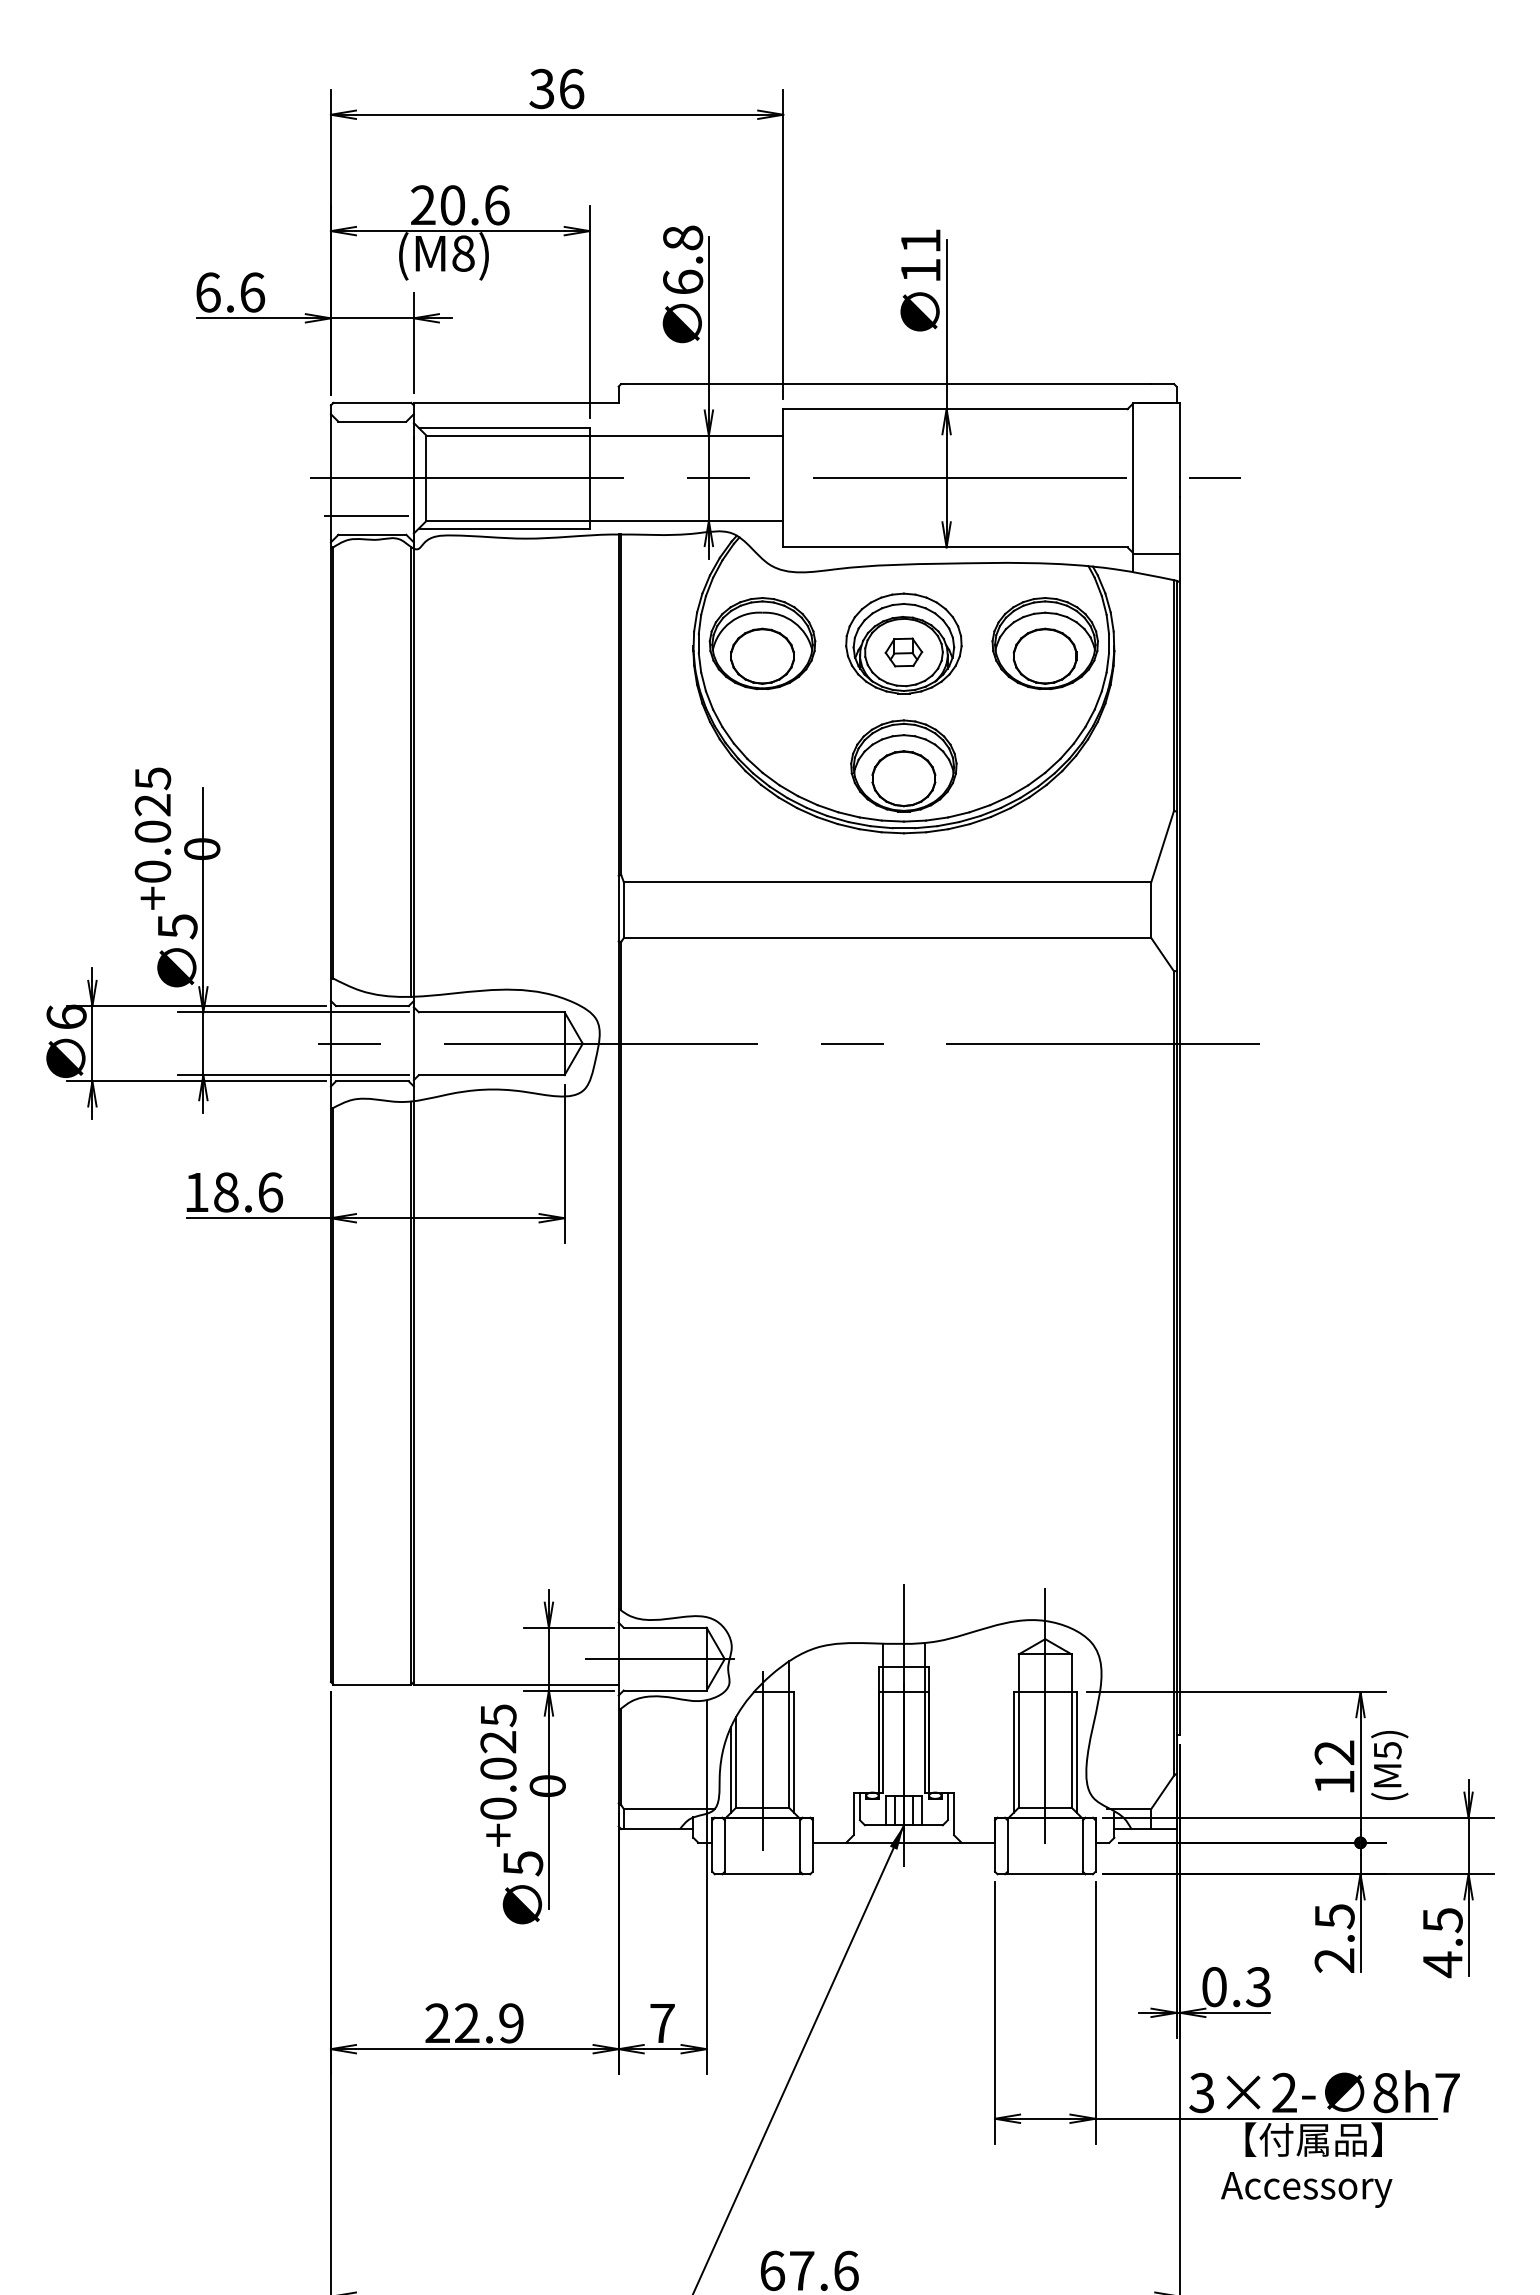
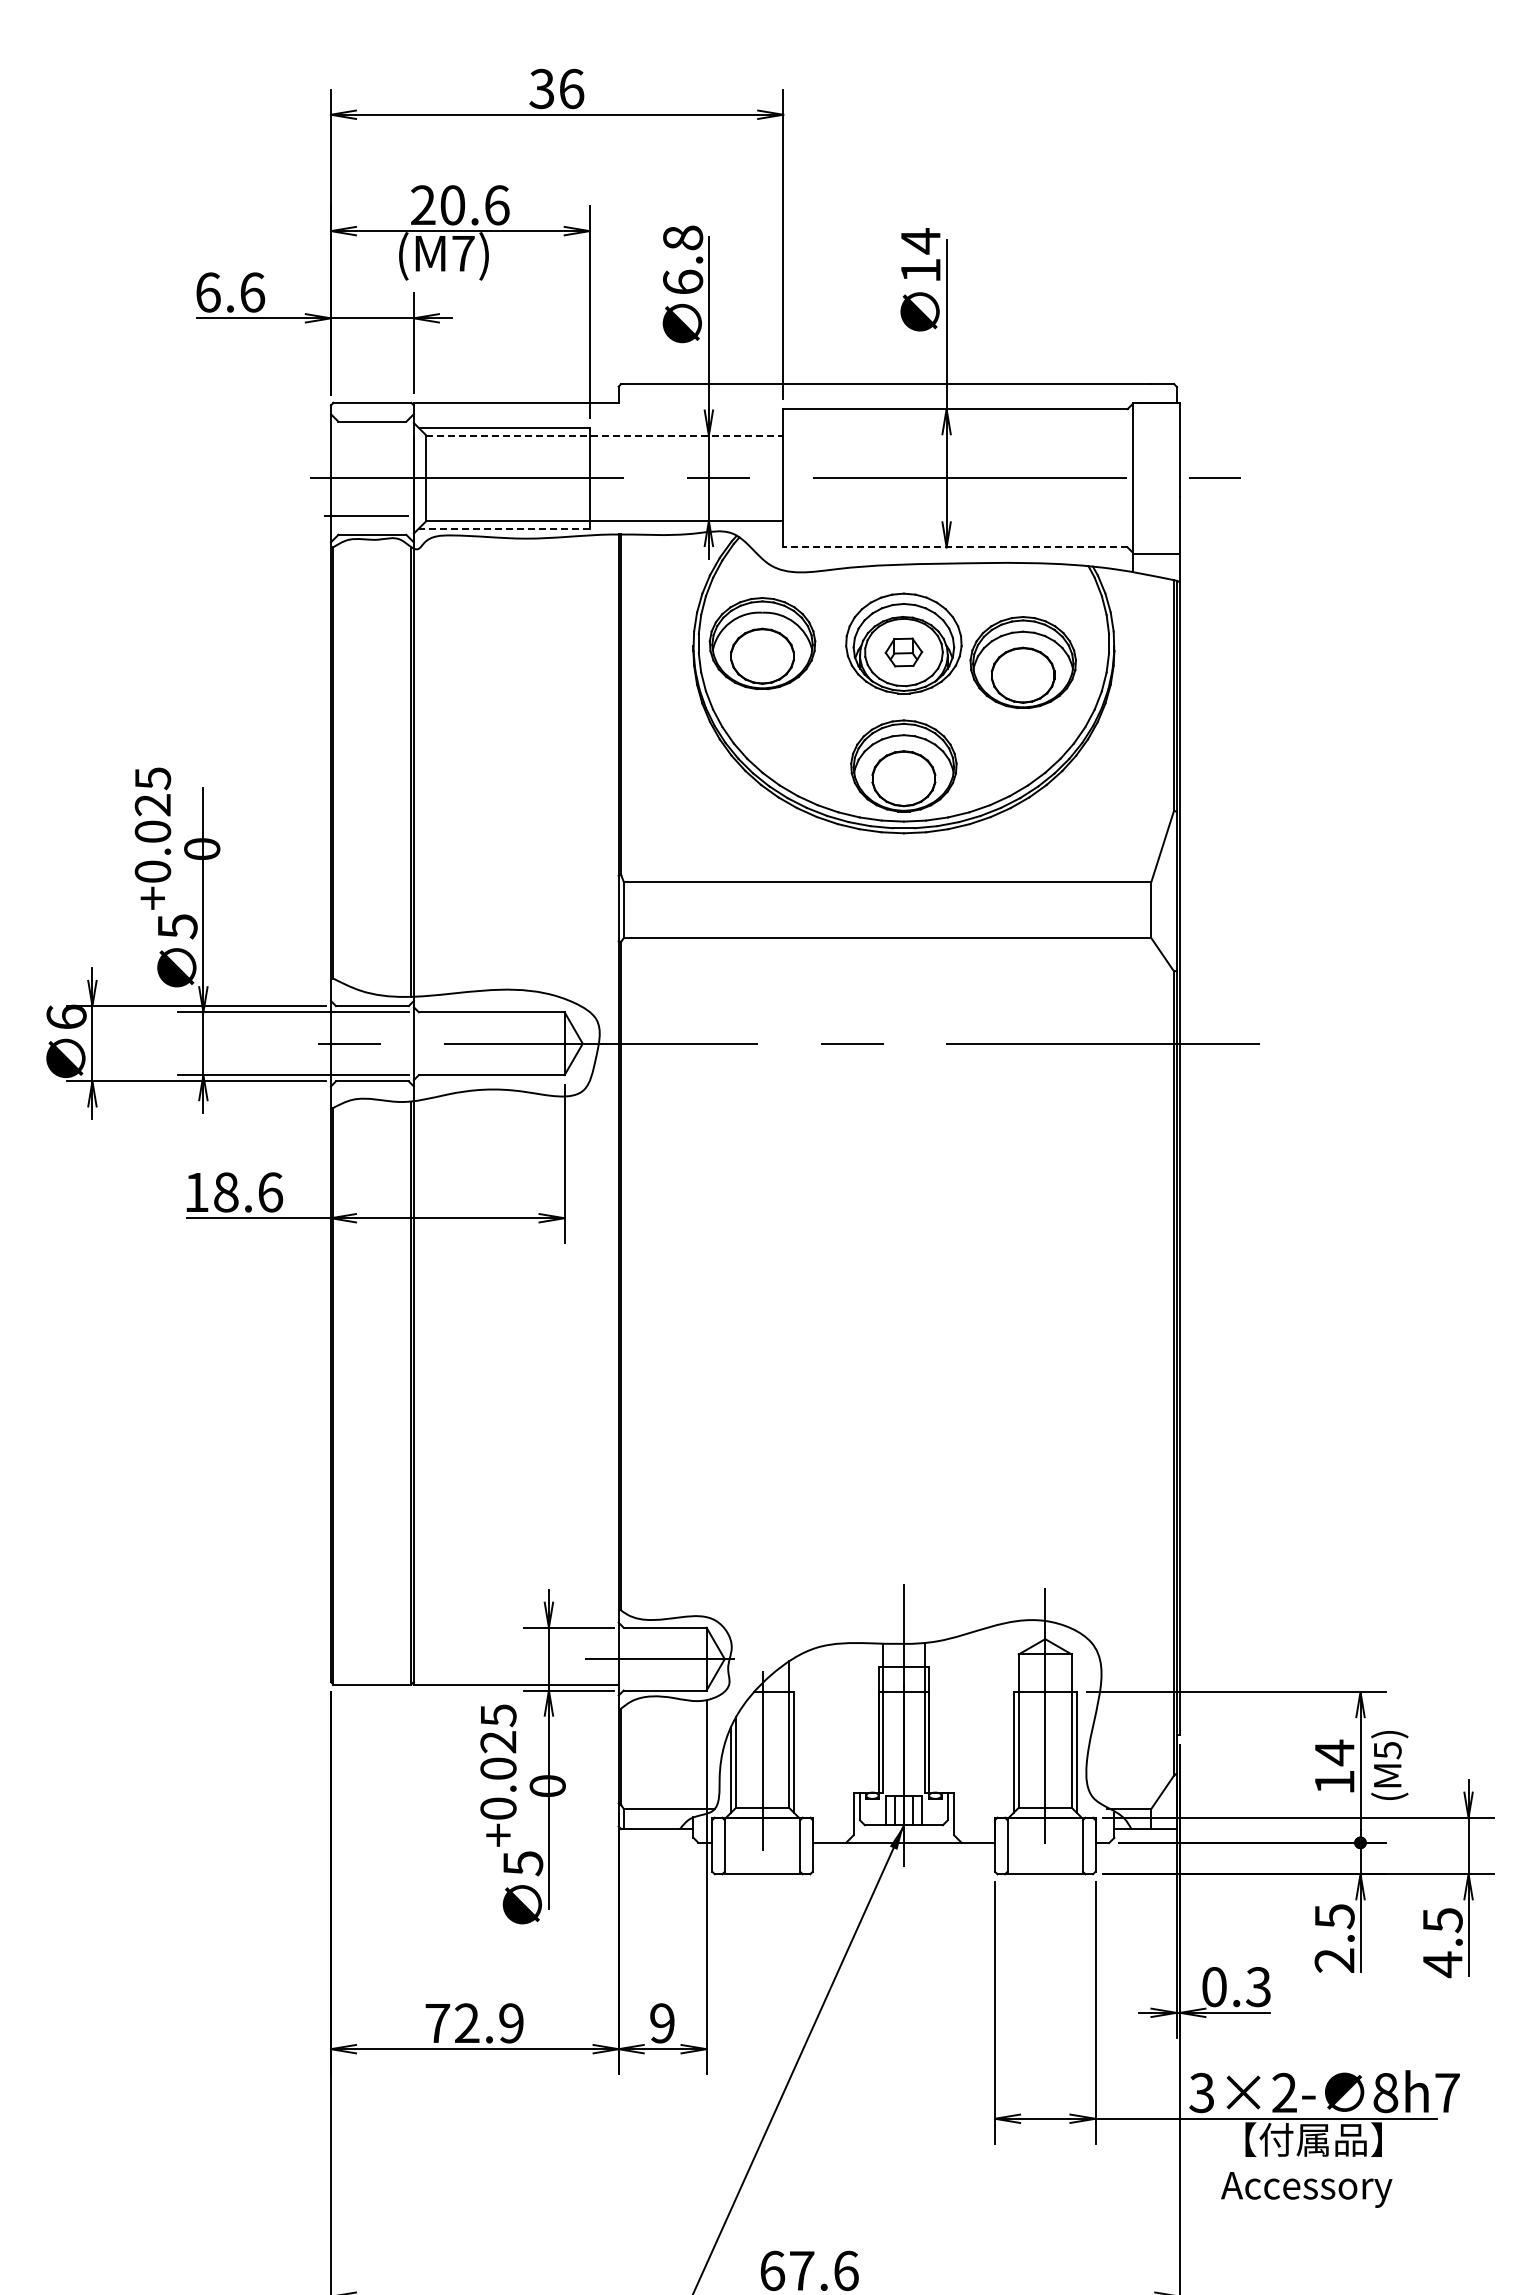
text: 11 -> 14 (920, 241)
text: (M8) -> (M7) (463, 253)
line: solid -> dashed (605, 435)
line: solid -> dashed (503, 528)
line: solid -> dashed (954, 547)
part position: (1044, 643) -> (1022, 662) (1022, 662)
text: 12 -> 14 (1334, 1752)
text: 22.9 -> 72.9 (437, 2022)
text: 7 -> 9 (662, 2023)
